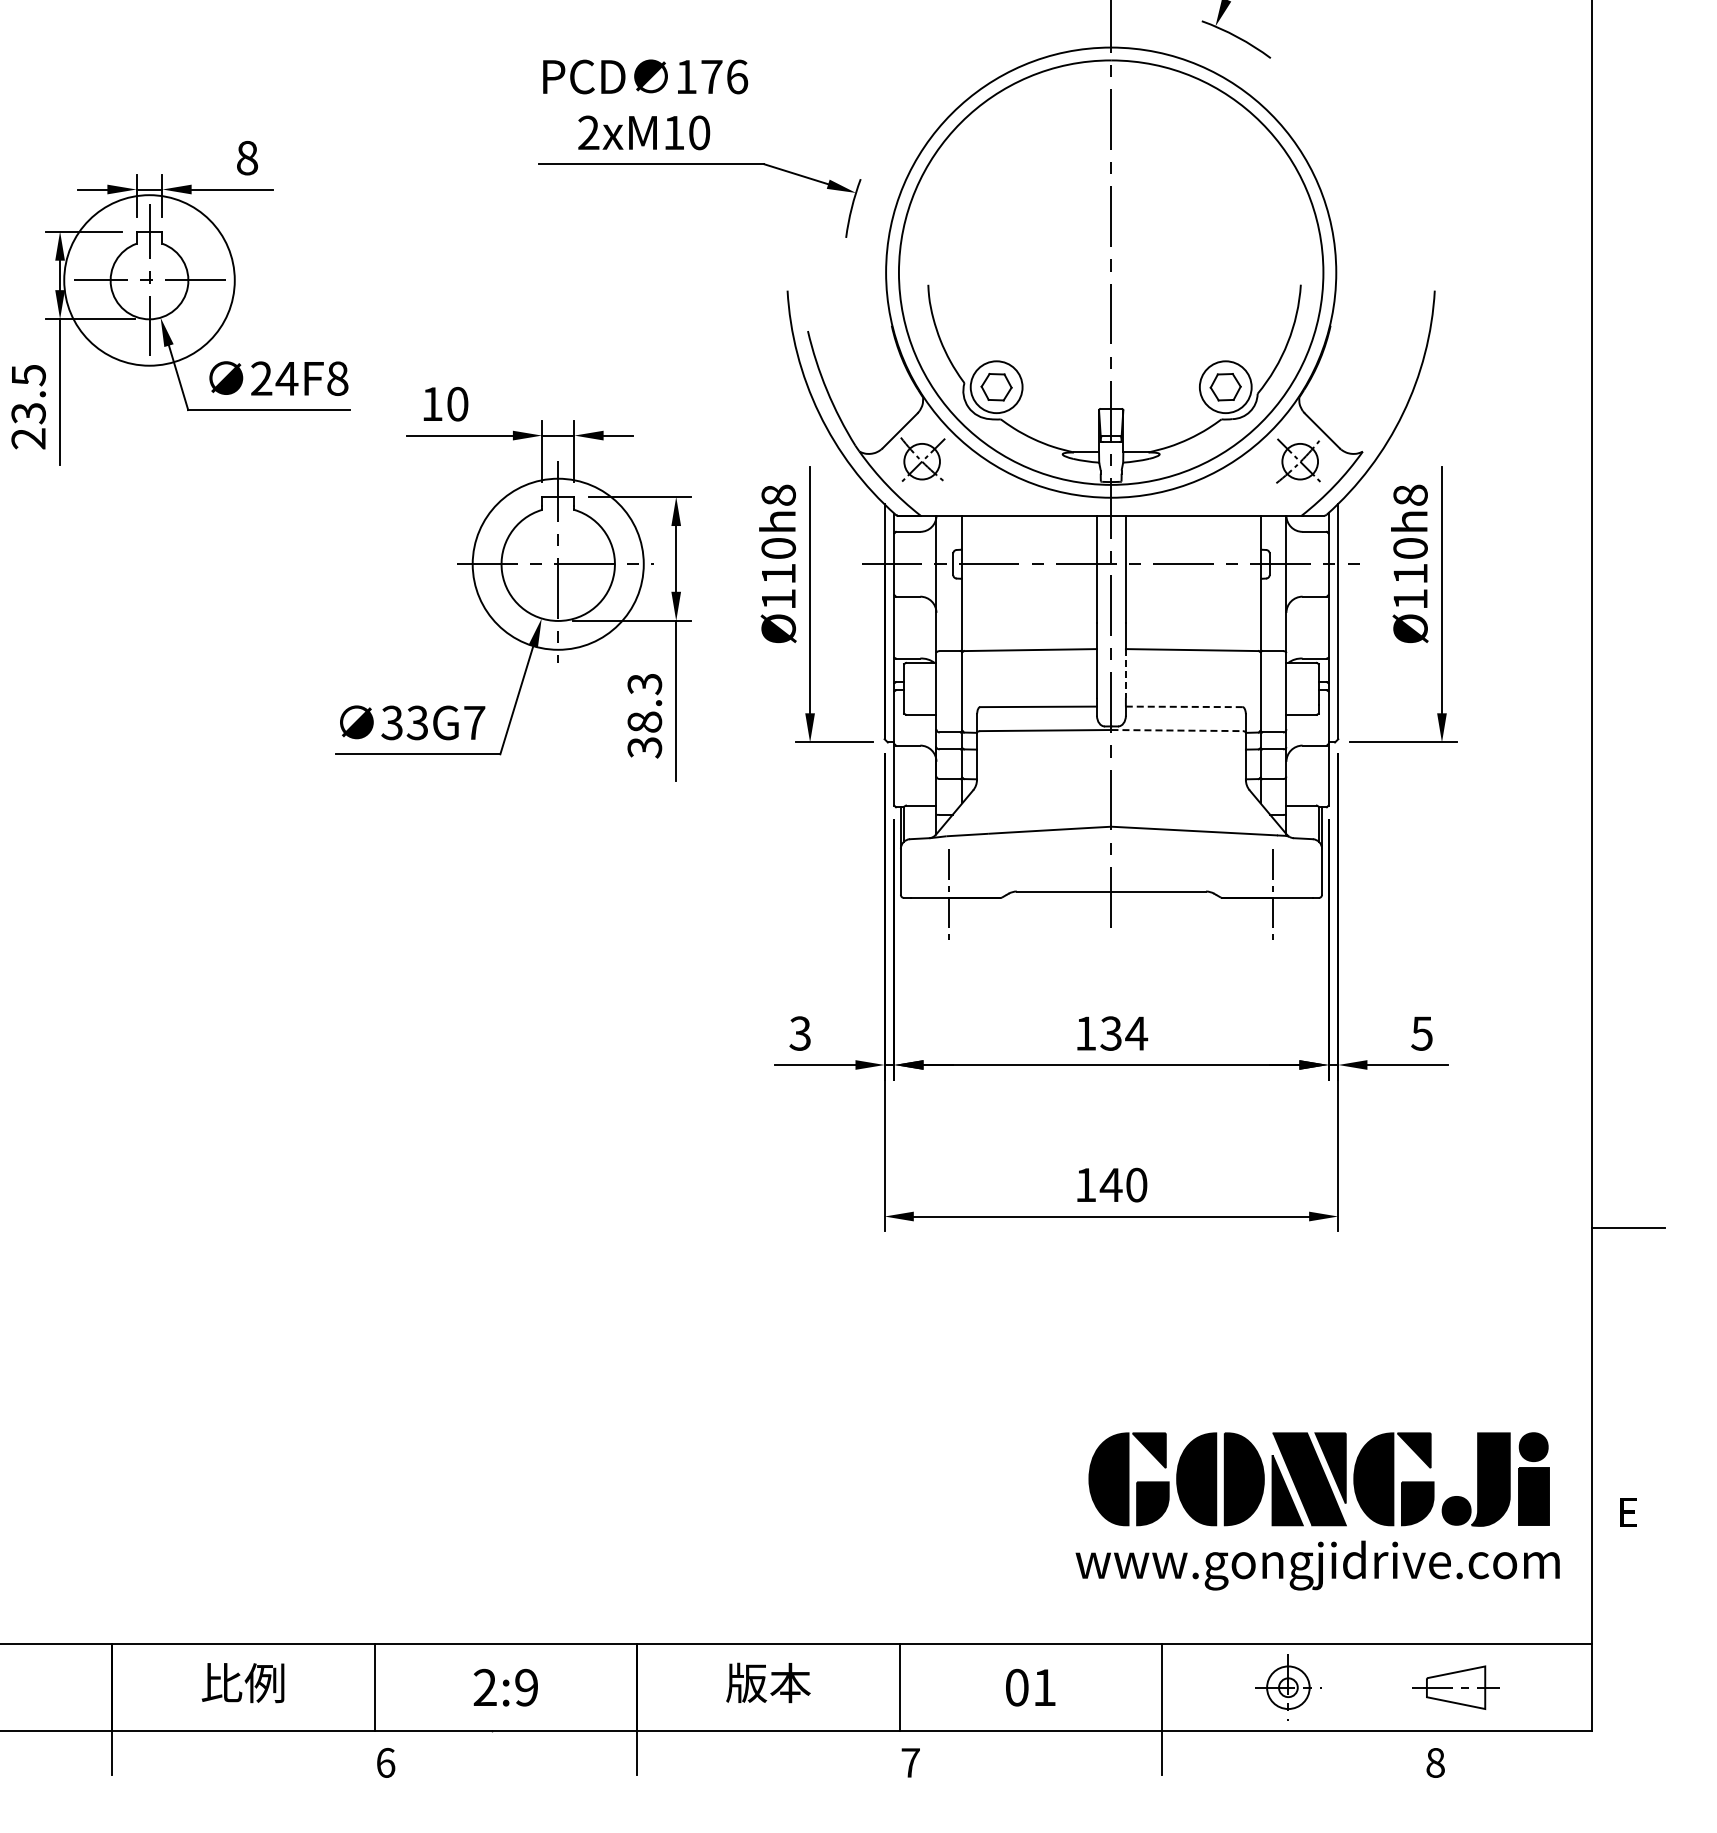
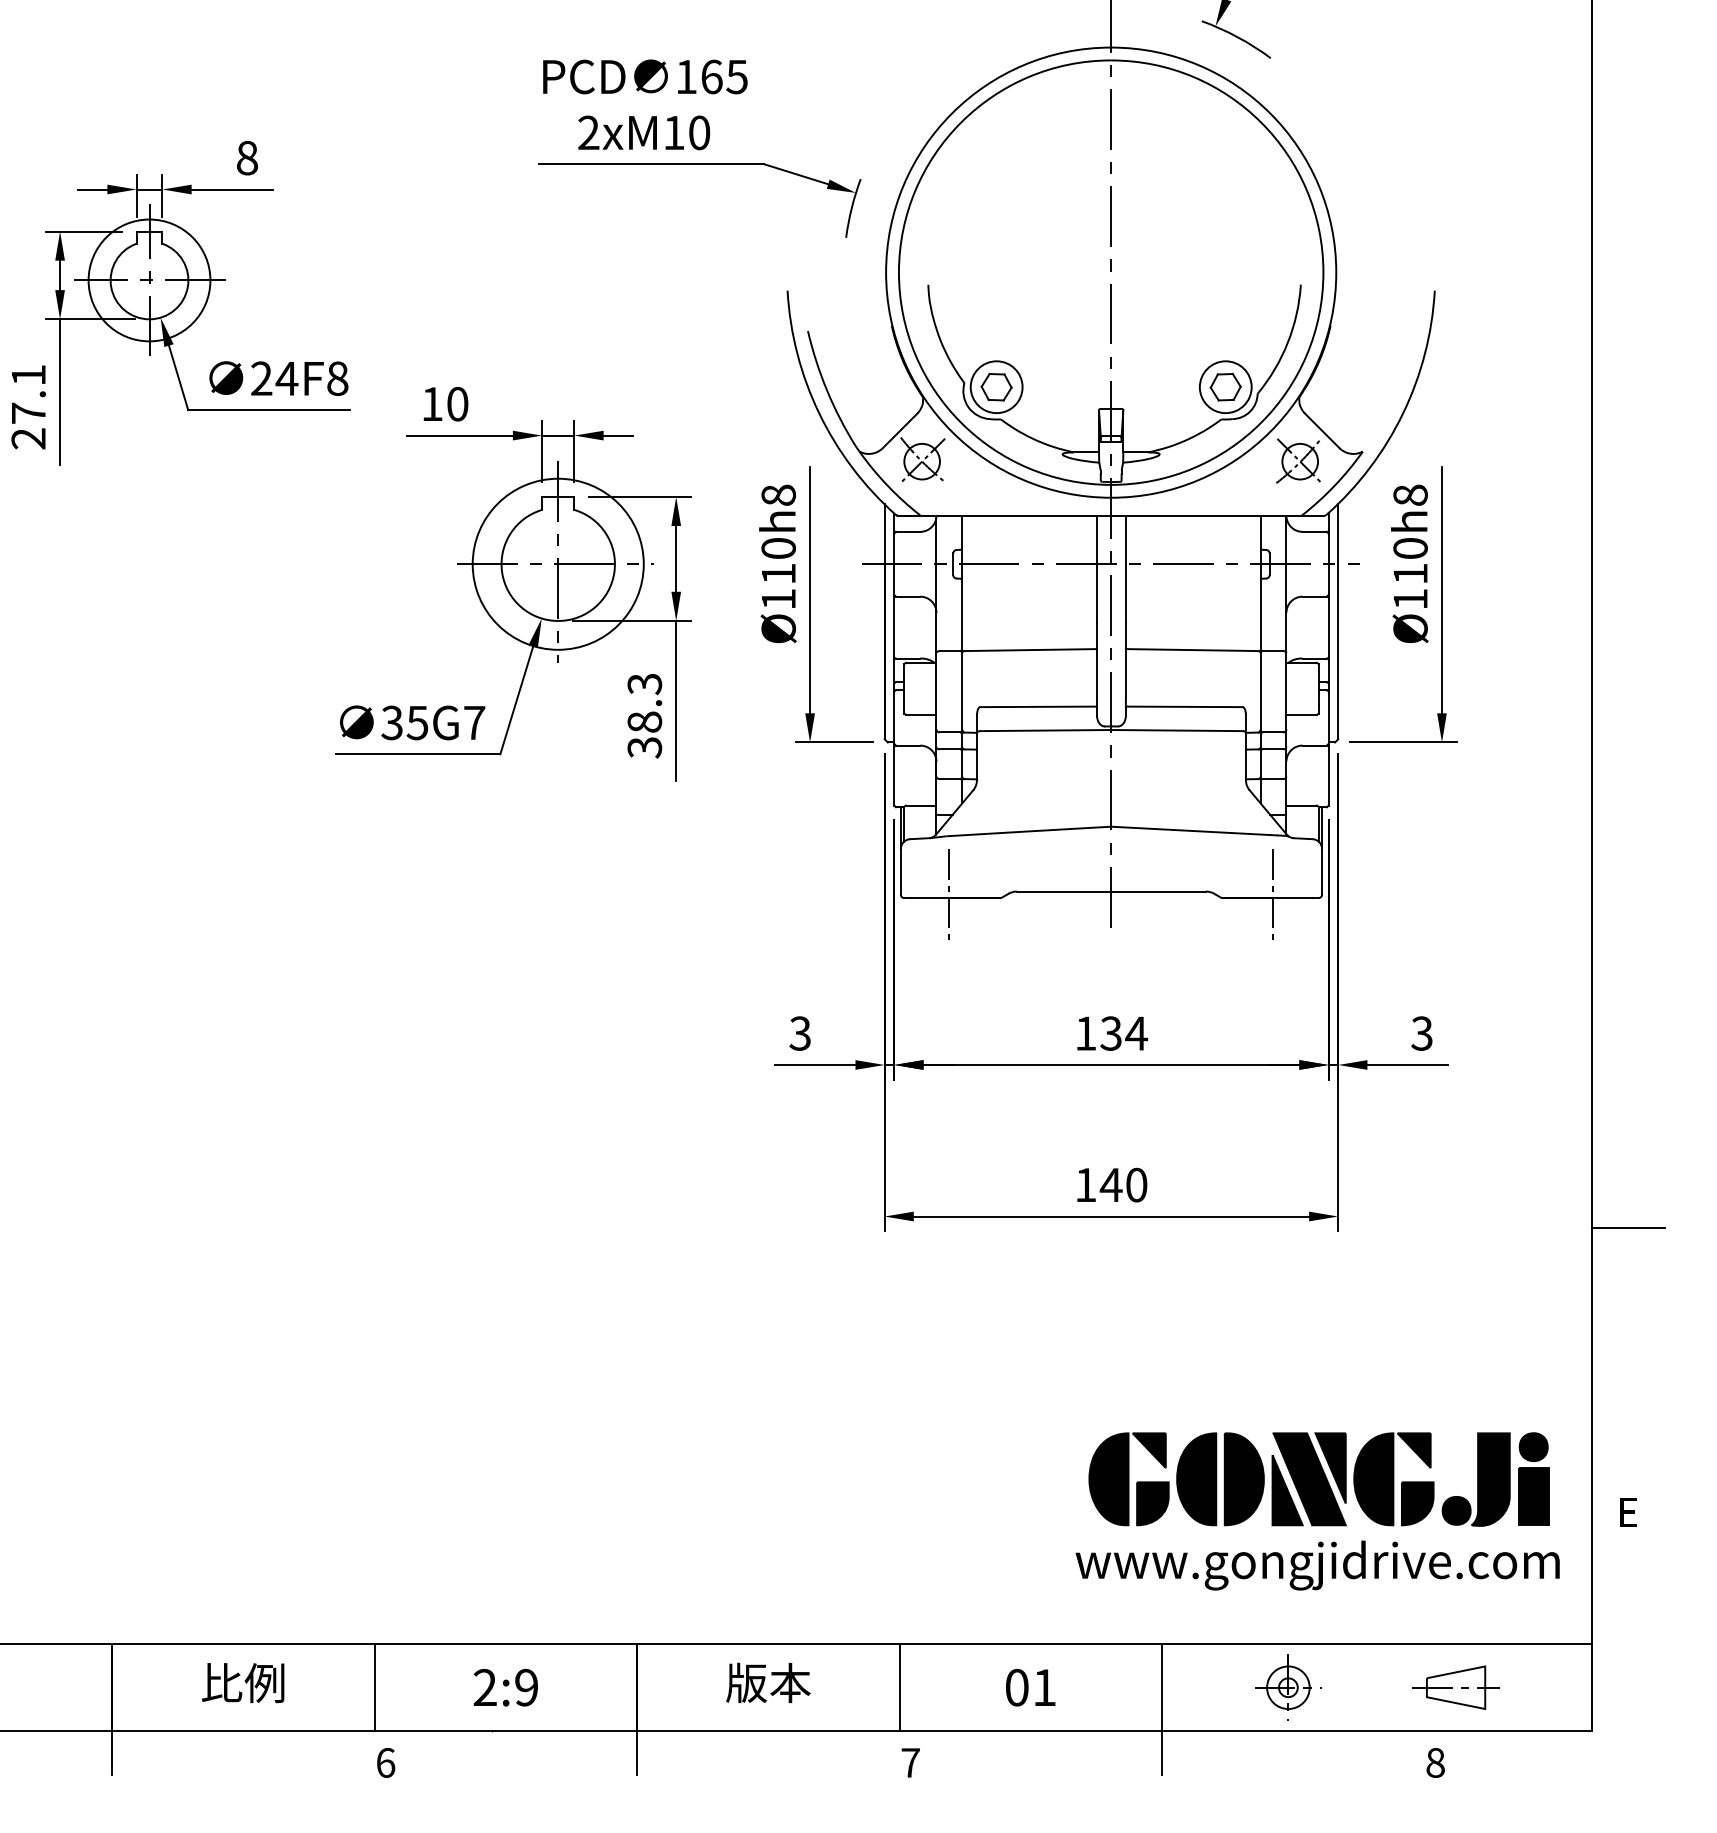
text: 176 -> 165 (724, 76)
circle diameter: 171 px -> 122 px (149, 280)
text: 23.5 -> 27.1 (28, 394)
line: dashed -> solid (1125, 673)
line: dashed -> solid (1183, 706)
text: 33G7 -> 35G7 (417, 722)
line: dashed -> solid (1177, 730)
text: 5 -> 3 (1421, 1032)
